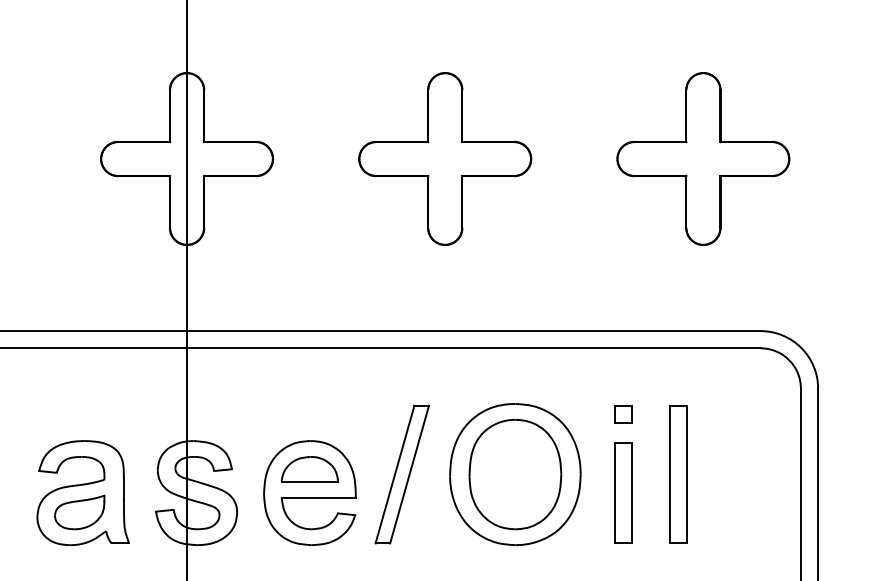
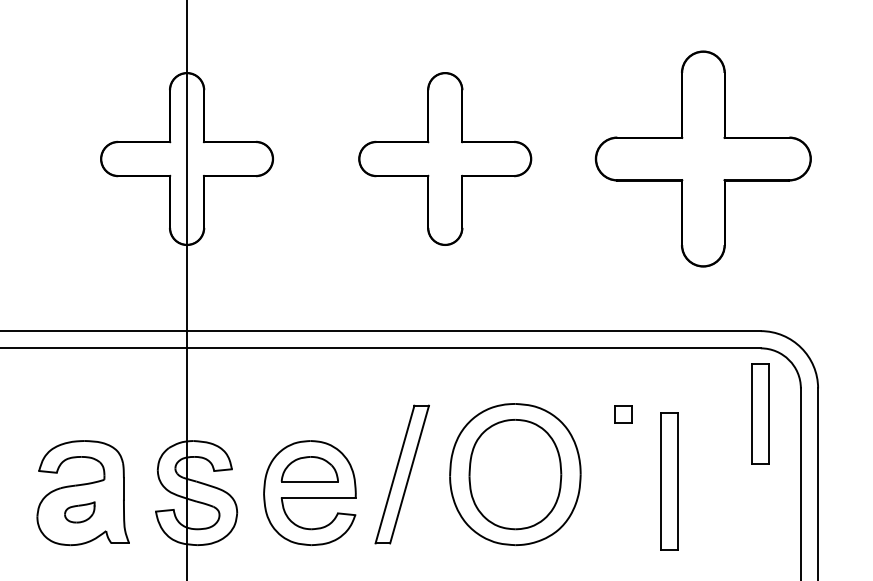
part size: 175x174 px -> 218x218 px (702, 158)
part position: (678, 474) -> (669, 481) (669, 481)
part position: (623, 492) -> (760, 413) (760, 413)
part size: 52x37 px -> 32x23 px (79, 512)
